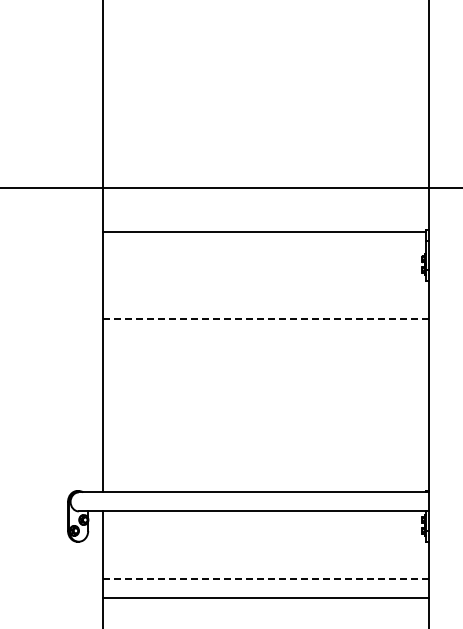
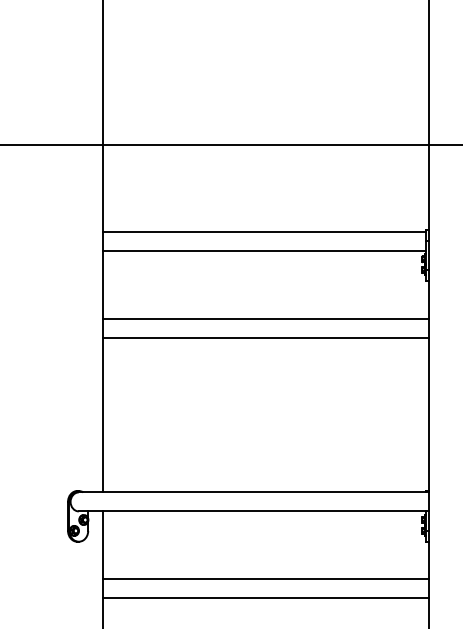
line position: (230, 187) -> (230, 144) (230, 144)
line: none -> present (264, 250)
line: dashed -> solid (265, 318)
line: none -> present (265, 337)
line: dashed -> solid (265, 579)
